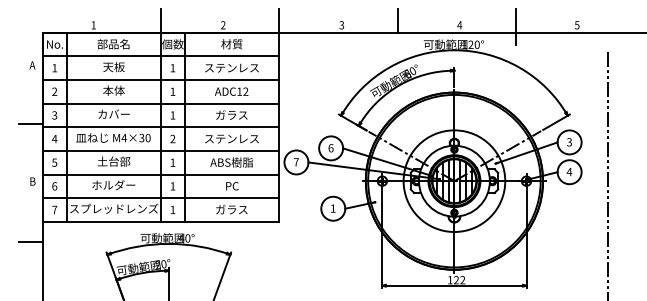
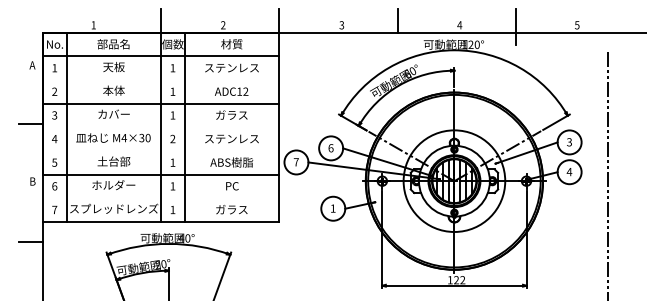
line: present -> none (161, 80)
line: present -> none (161, 127)
line: present -> none (161, 150)
line: present -> none (161, 198)
